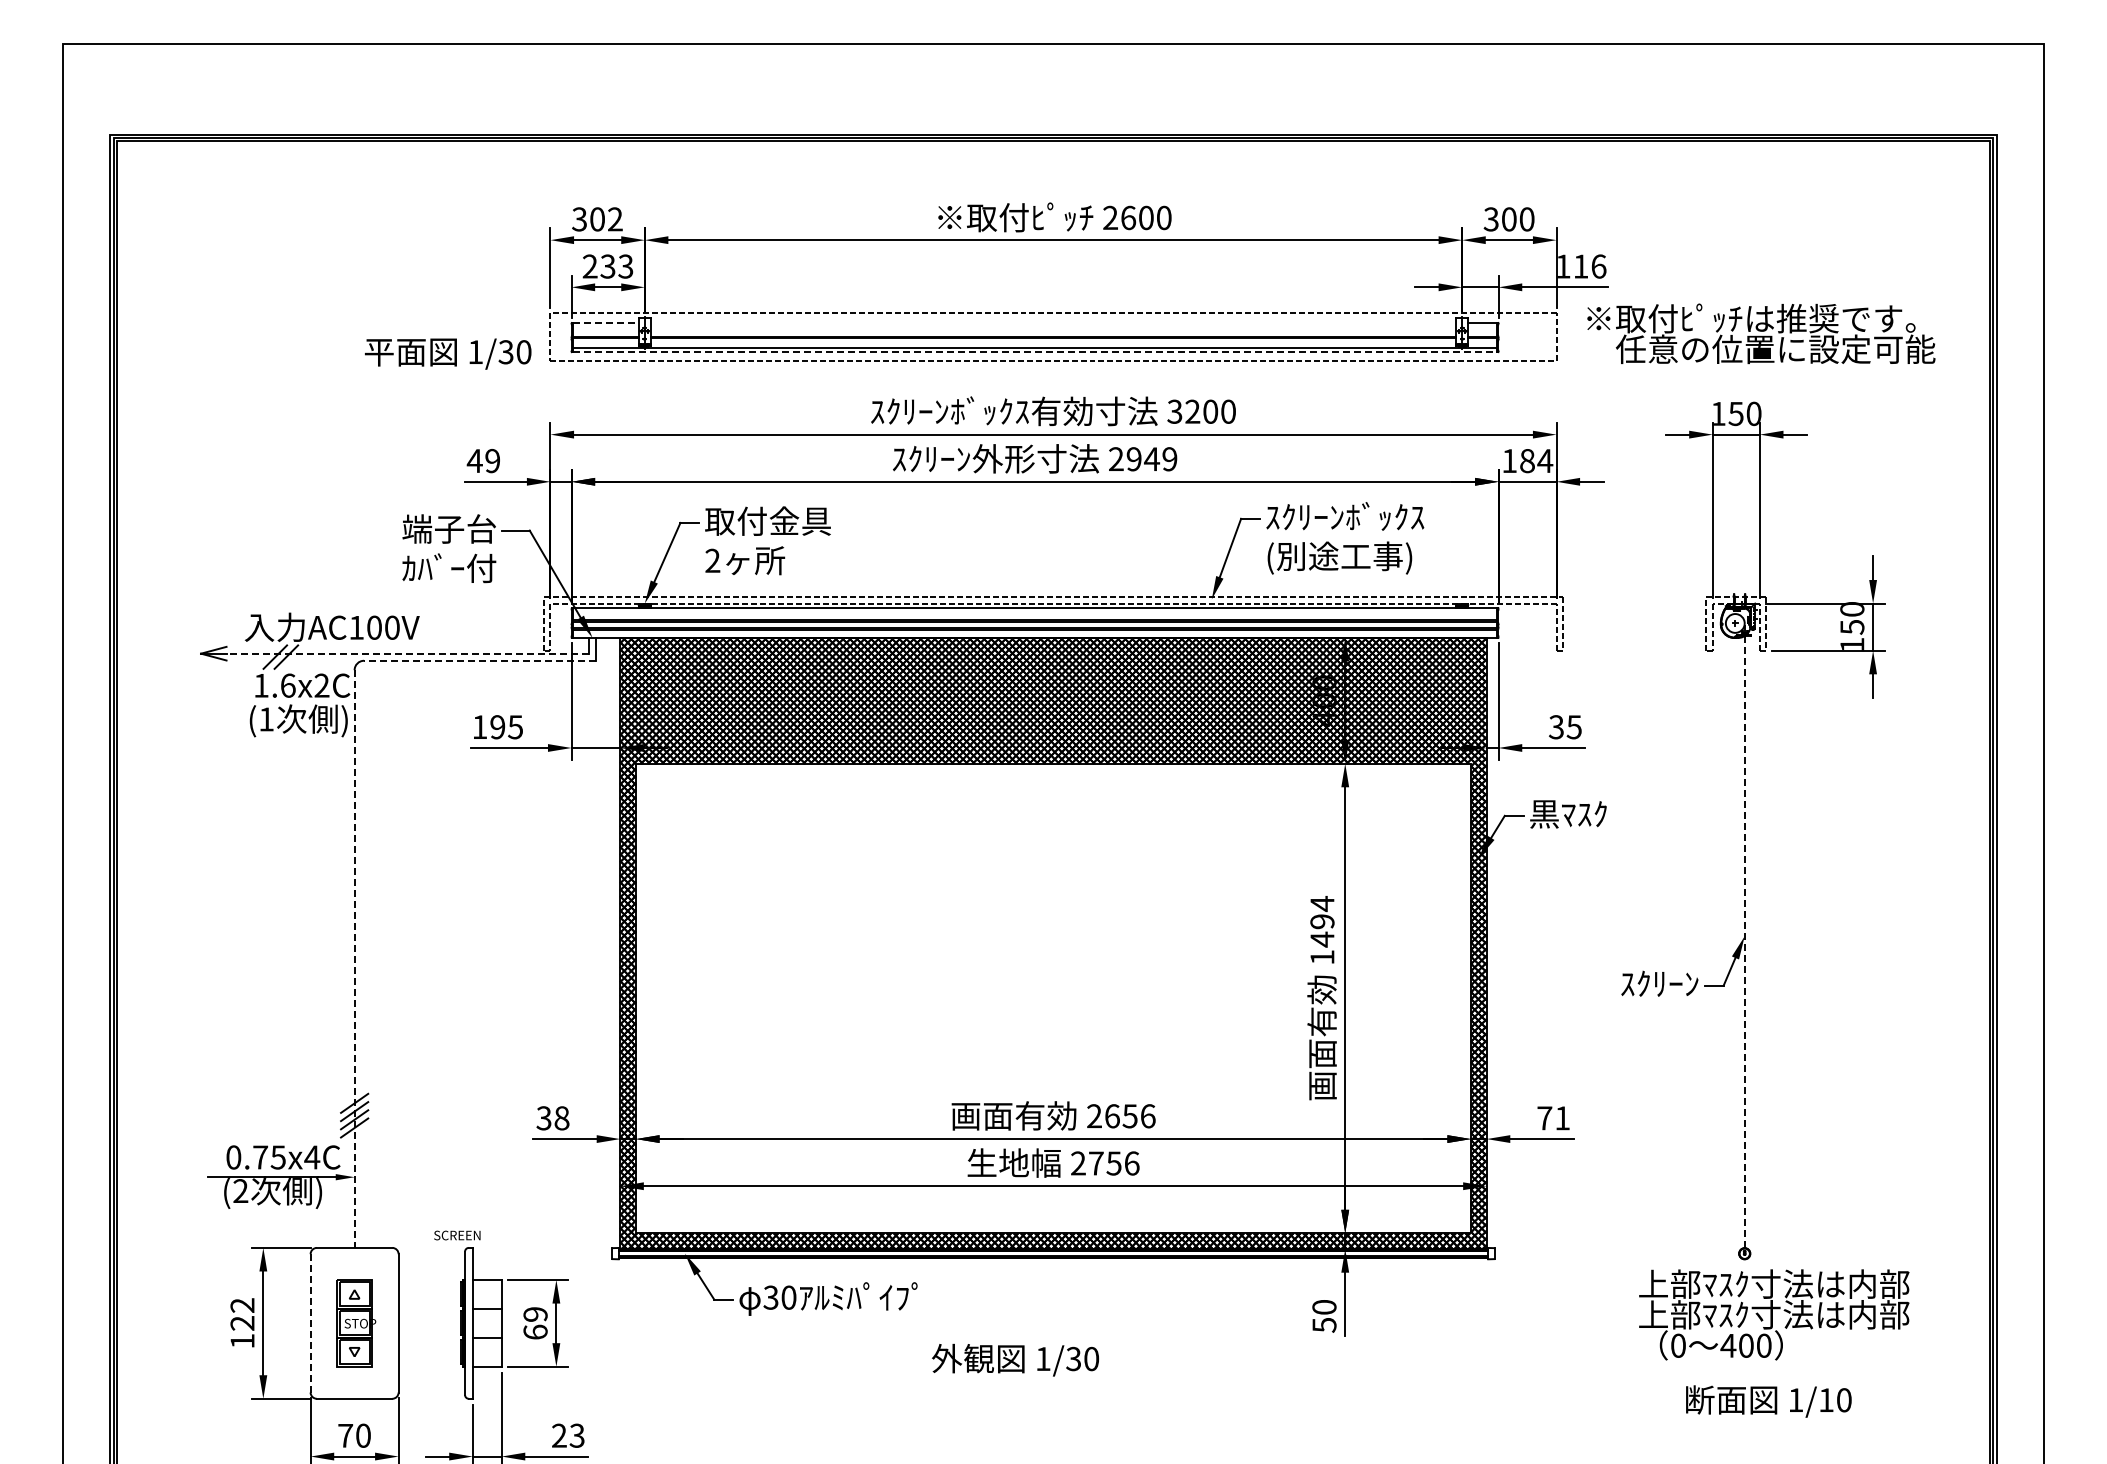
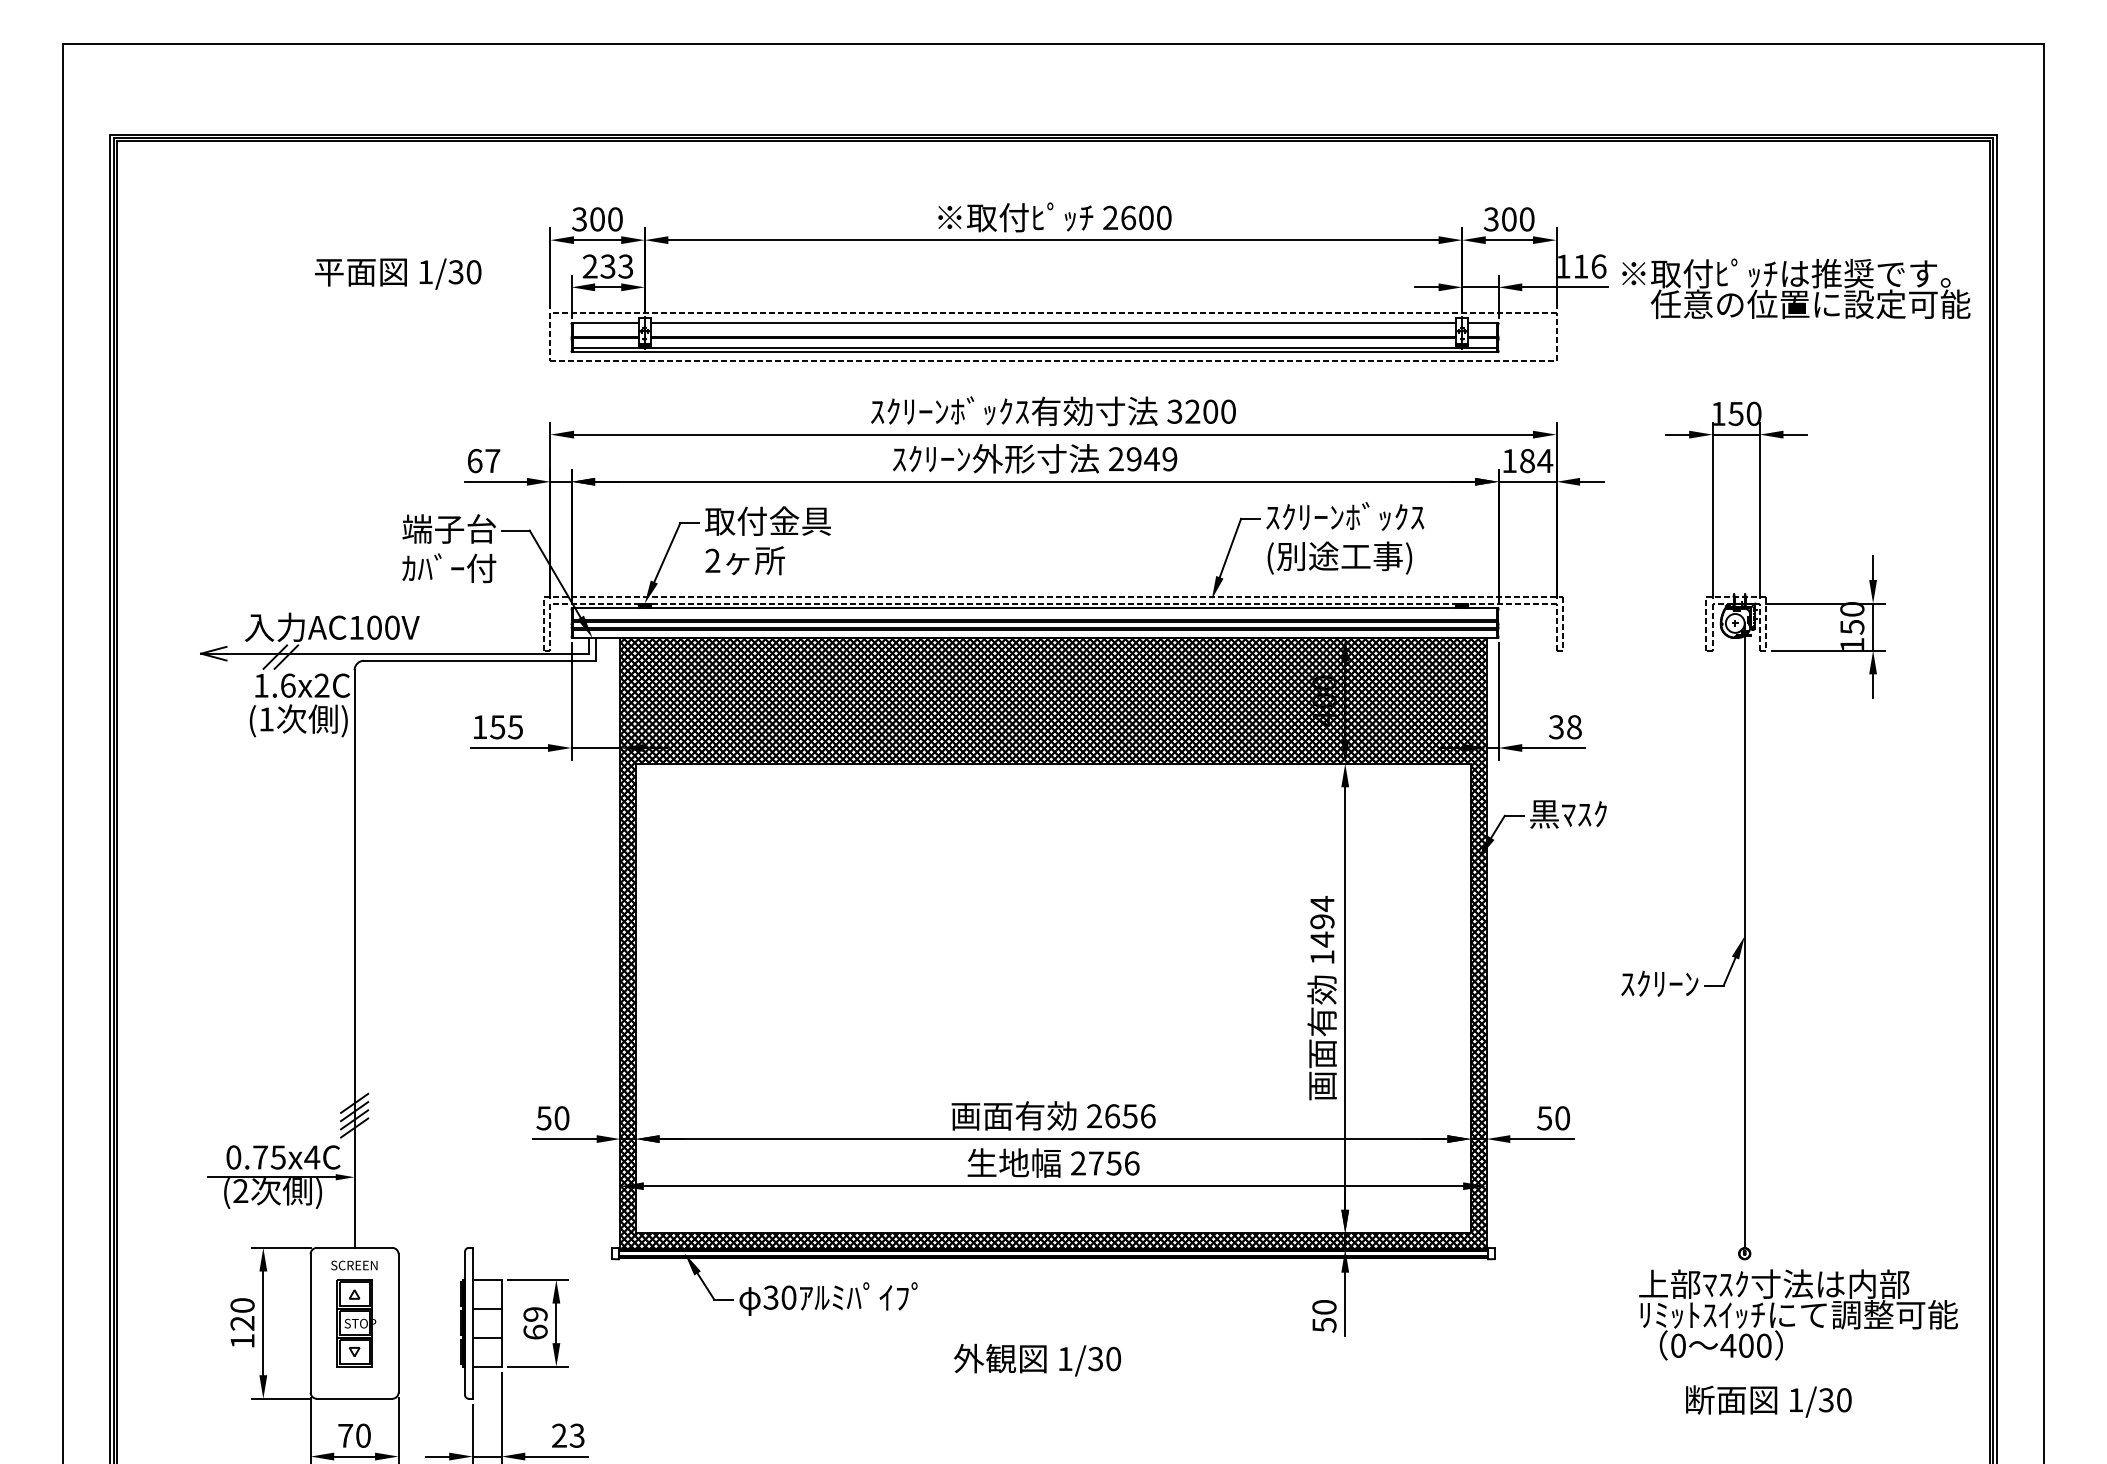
text: 302 -> 300 (615, 219)
line: dashed -> solid (605, 322)
line: none -> present (1053, 322)
text position: (1761, 333) -> (1796, 288) (1796, 288)
line: dashed -> solid (1035, 352)
text position: (448, 353) -> (398, 273) (398, 273)
text: 49 -> 67 (483, 460)
line: dashed -> solid (407, 653)
line: dashed -> solid (479, 660)
text: 195 -> 155 (497, 727)
text: 35 -> 38 (1573, 727)
line: dashed -> solid (1744, 935)
line: dashed -> solid (354, 959)
text: 38 -> 50 (553, 1118)
text: 71 -> 50 (1553, 1118)
text position: (457, 1235) -> (354, 1265) (354, 1265)
text: 122 -> 120 (242, 1305)
text: 上部ﾏｽｸ寸法は内部 -> ﾘﾐｯﾄｽｲｯﾁにて調整可能 (1798, 1314)
line: dashed -> solid (310, 1322)
text position: (1015, 1359) -> (1037, 1359) (1037, 1359)
text: 1/10 -> 1/30 (1825, 1400)
